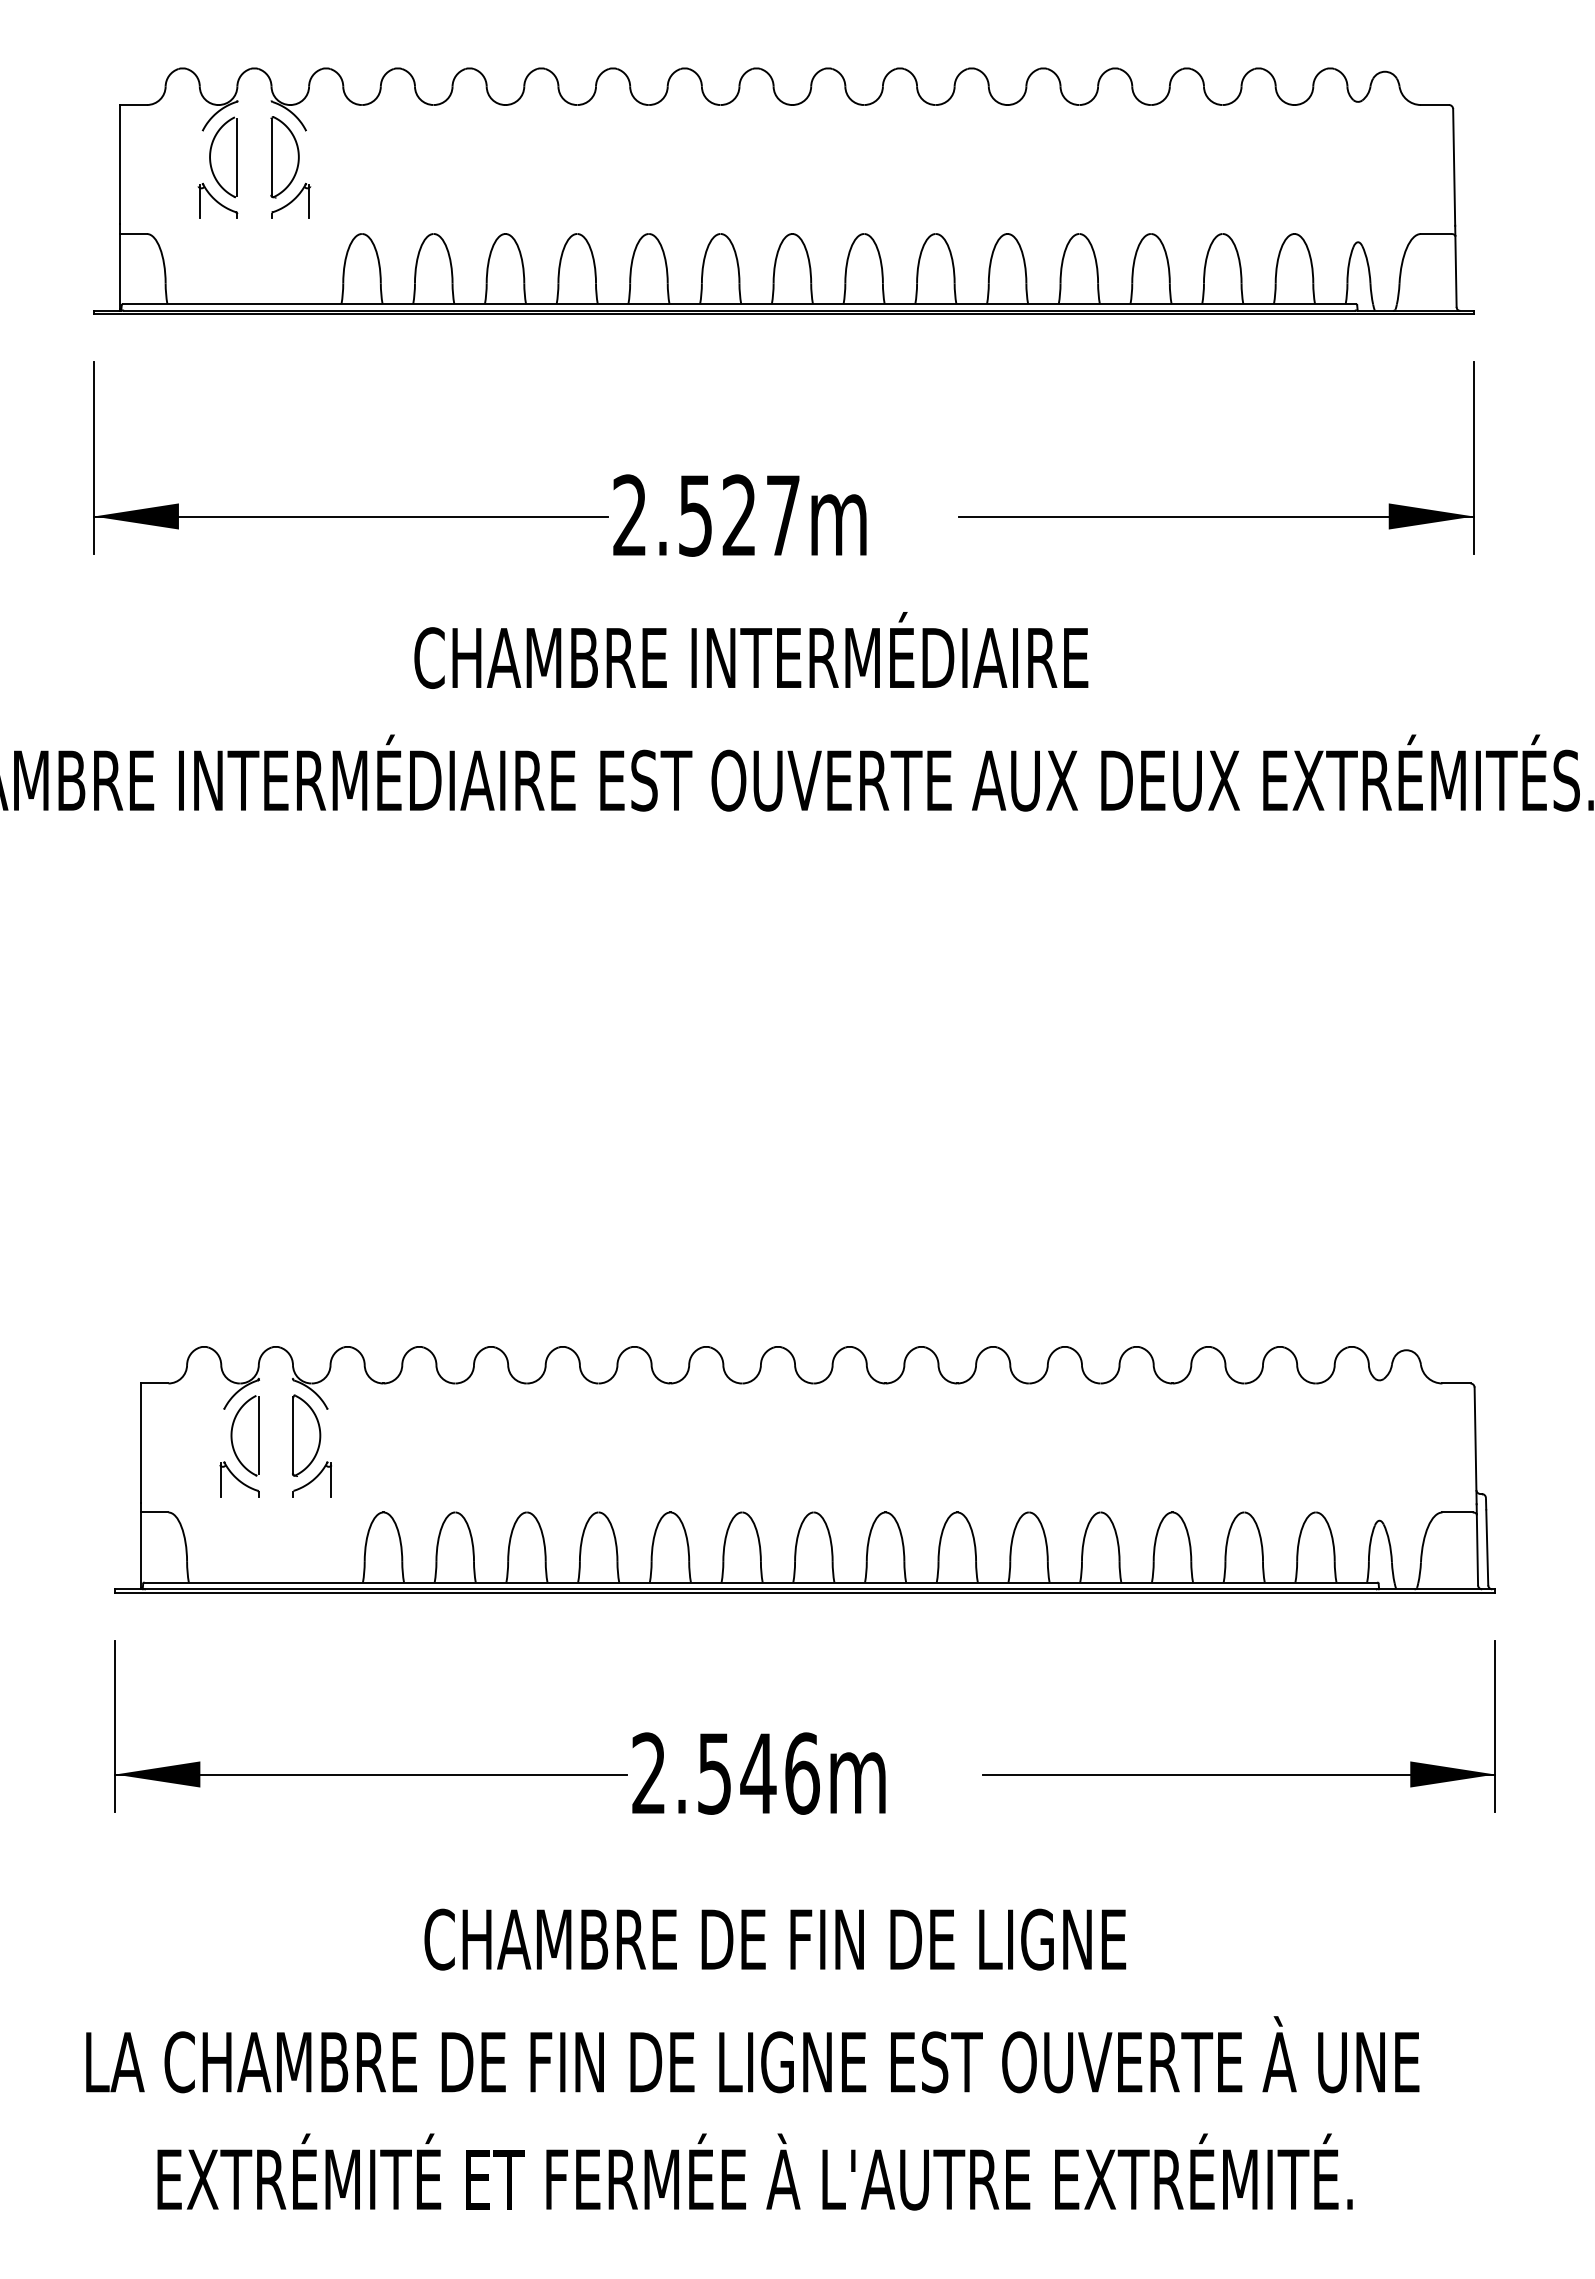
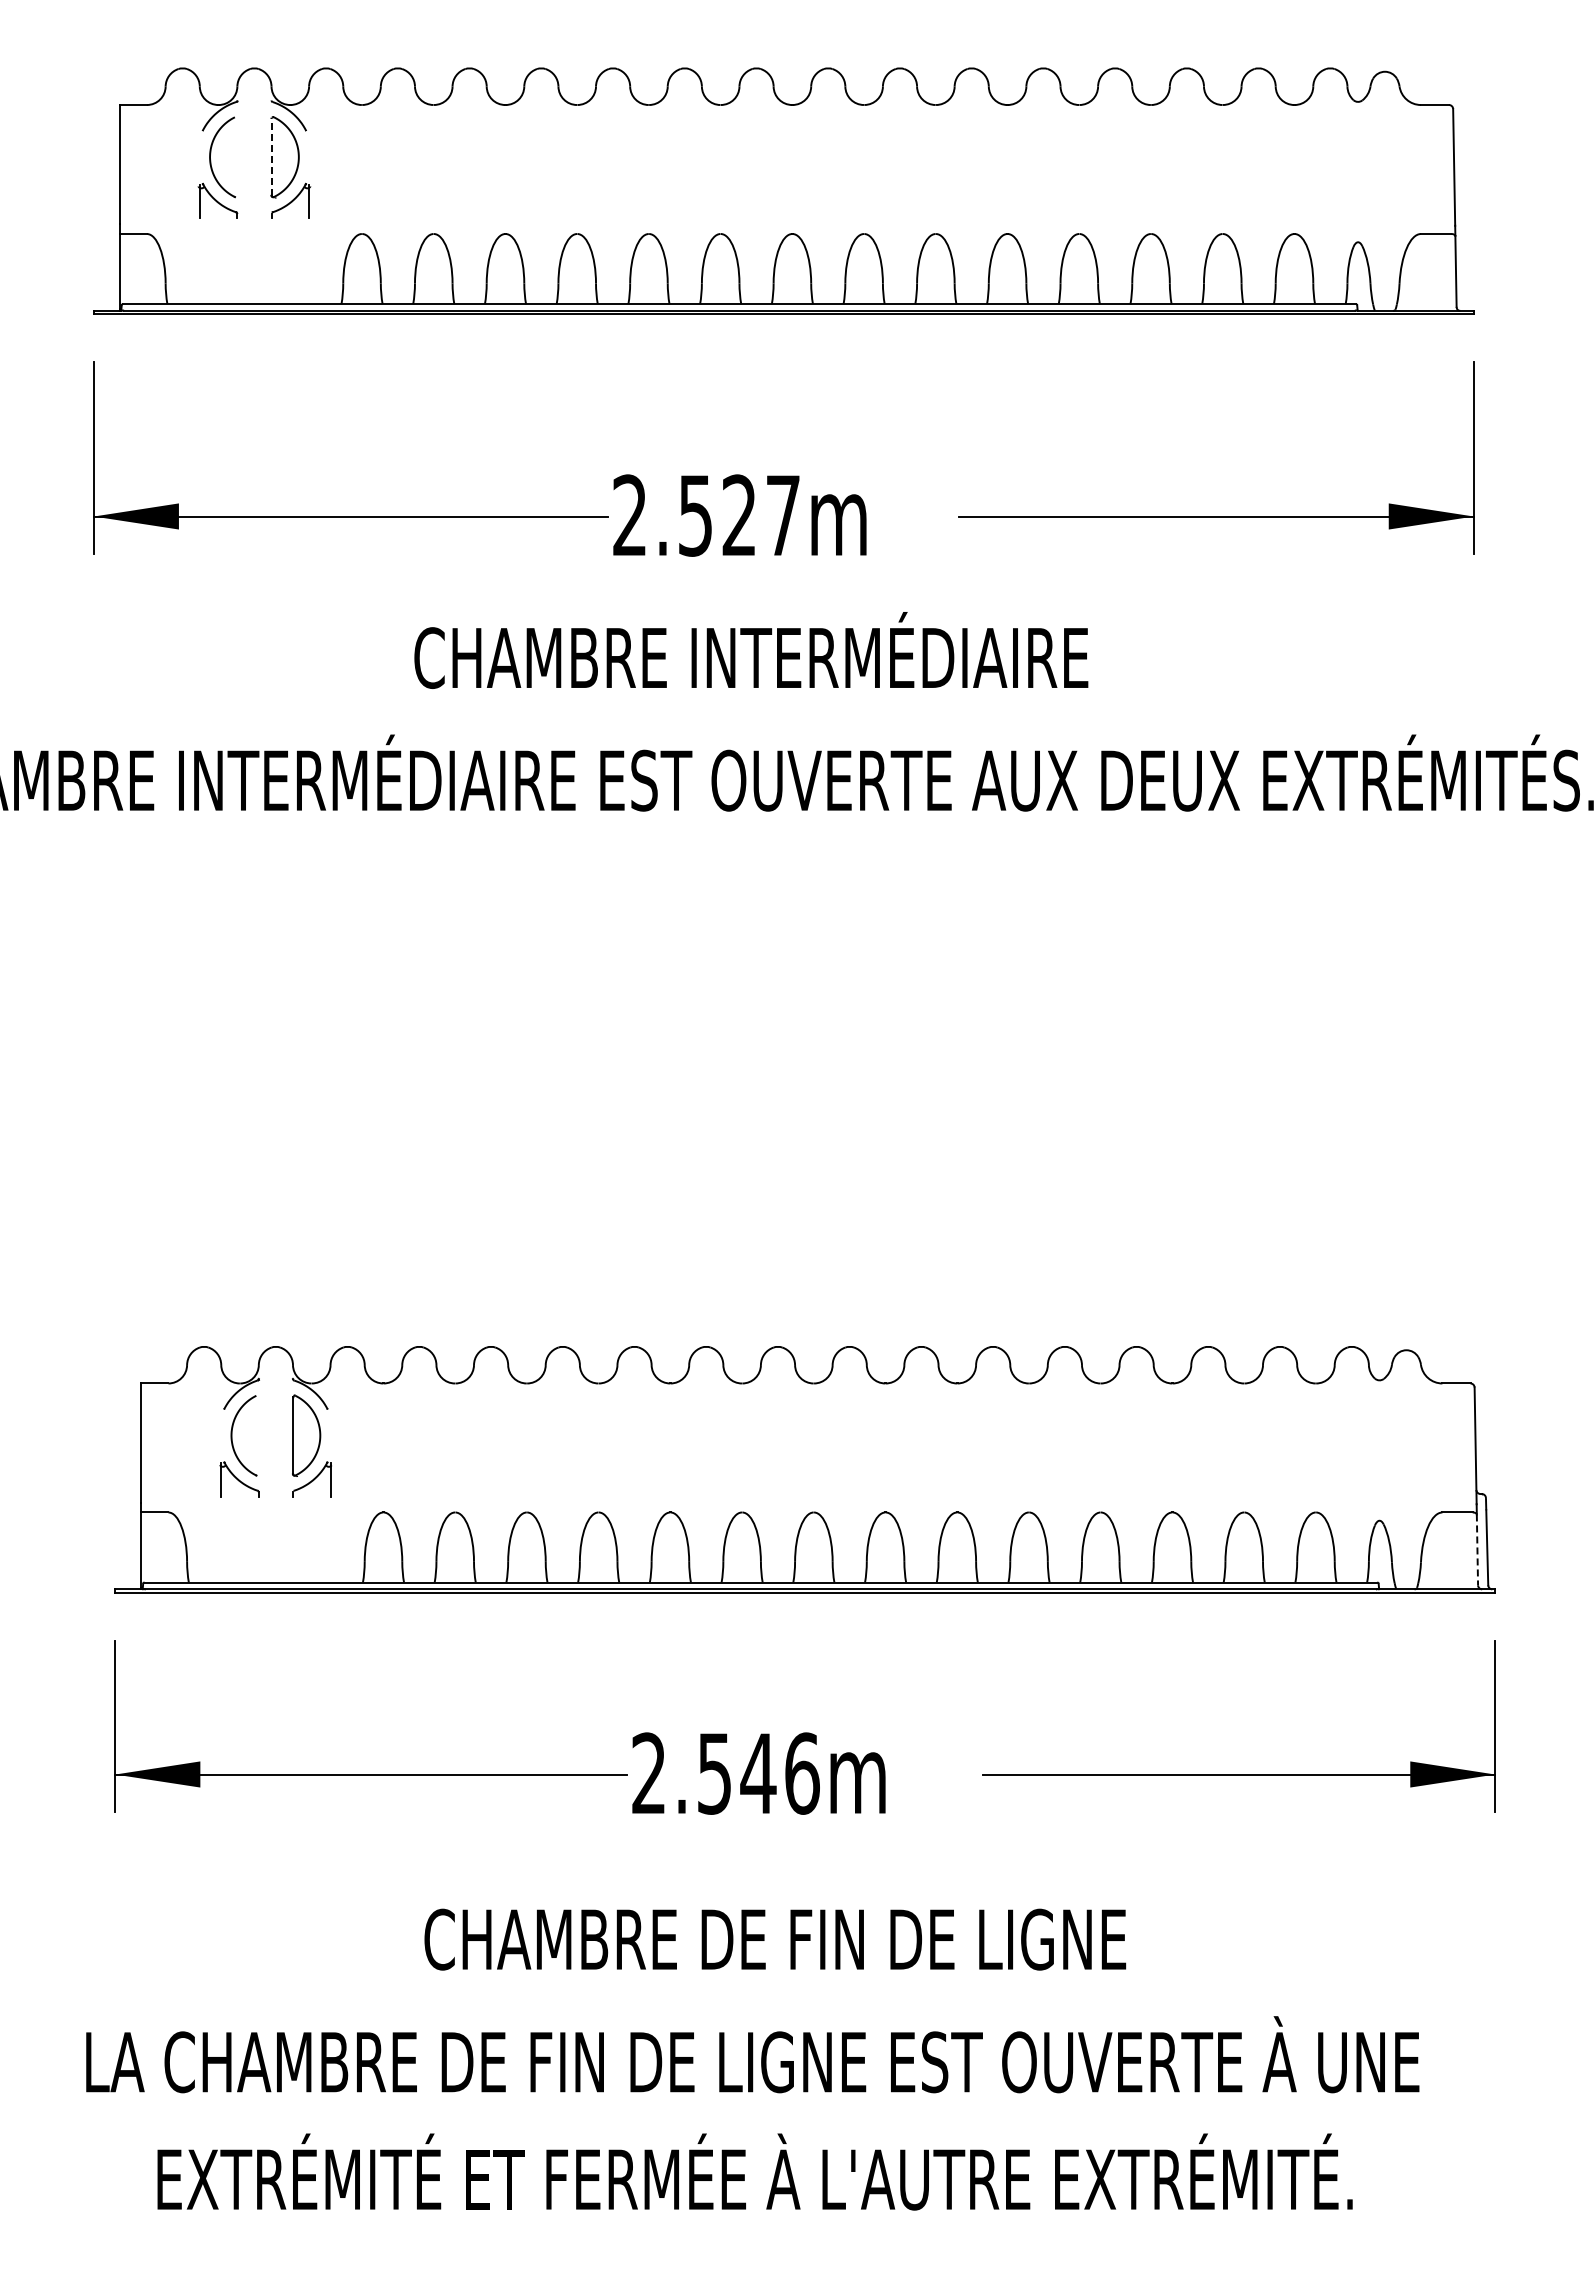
line: present -> none (237, 156)
line: solid -> dashed (271, 156)
line: present -> none (258, 1435)
line: solid -> dashed (1477, 1550)
